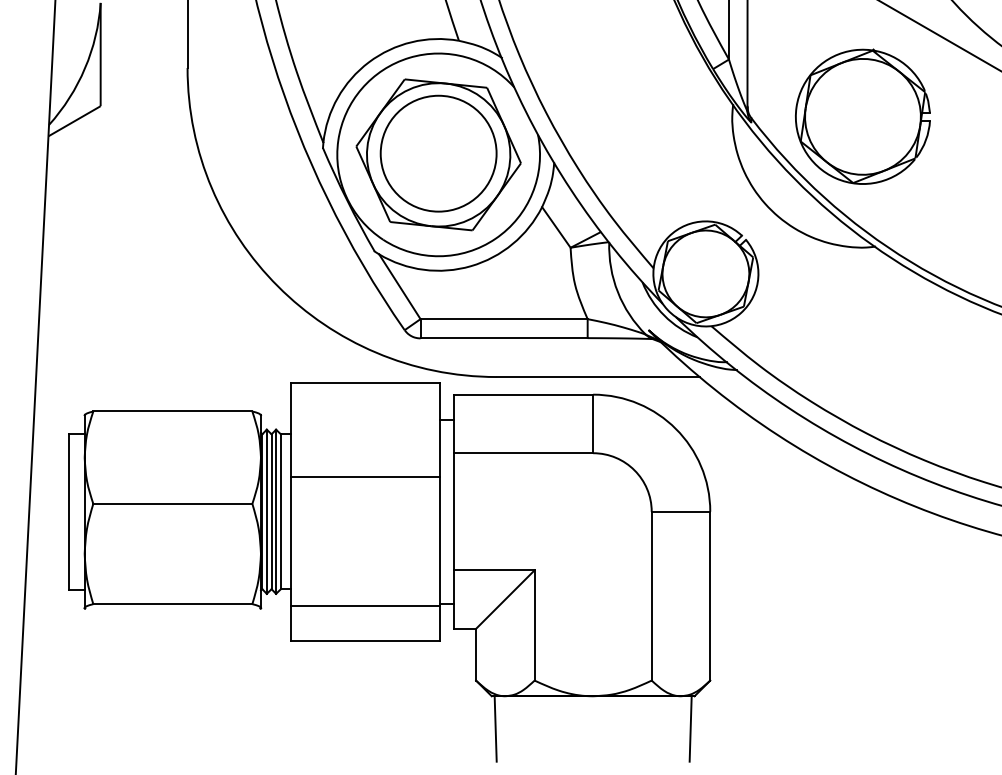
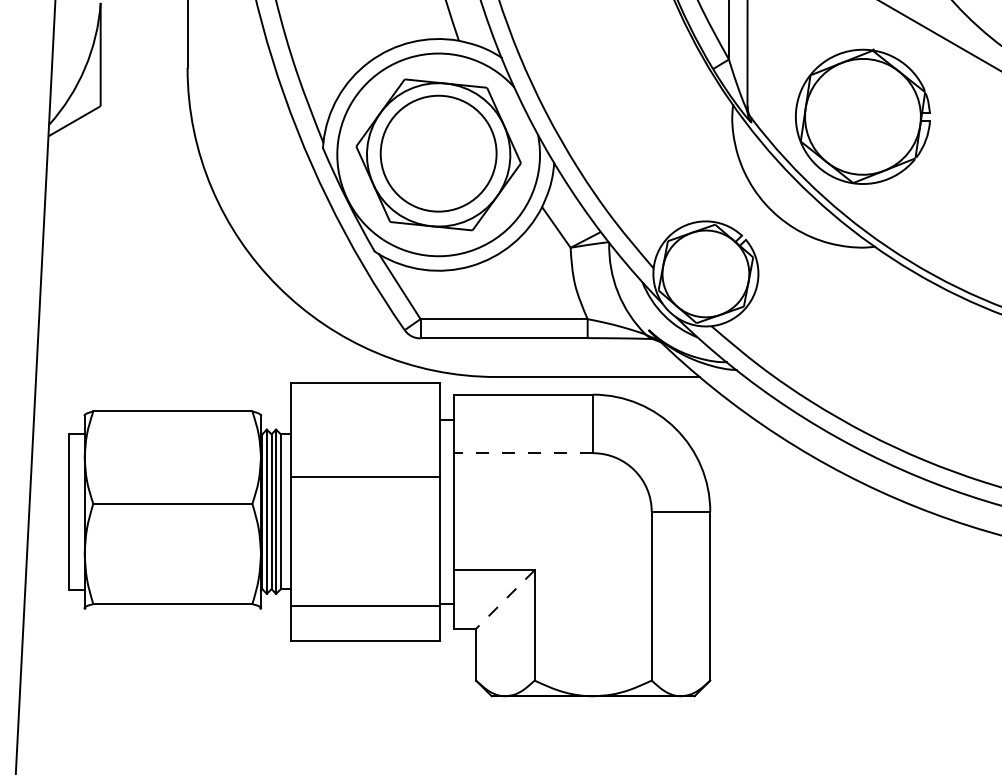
line: solid -> dashed (523, 453)
line: solid -> dashed (505, 599)
line: present -> none (495, 728)
line: present -> none (690, 728)
